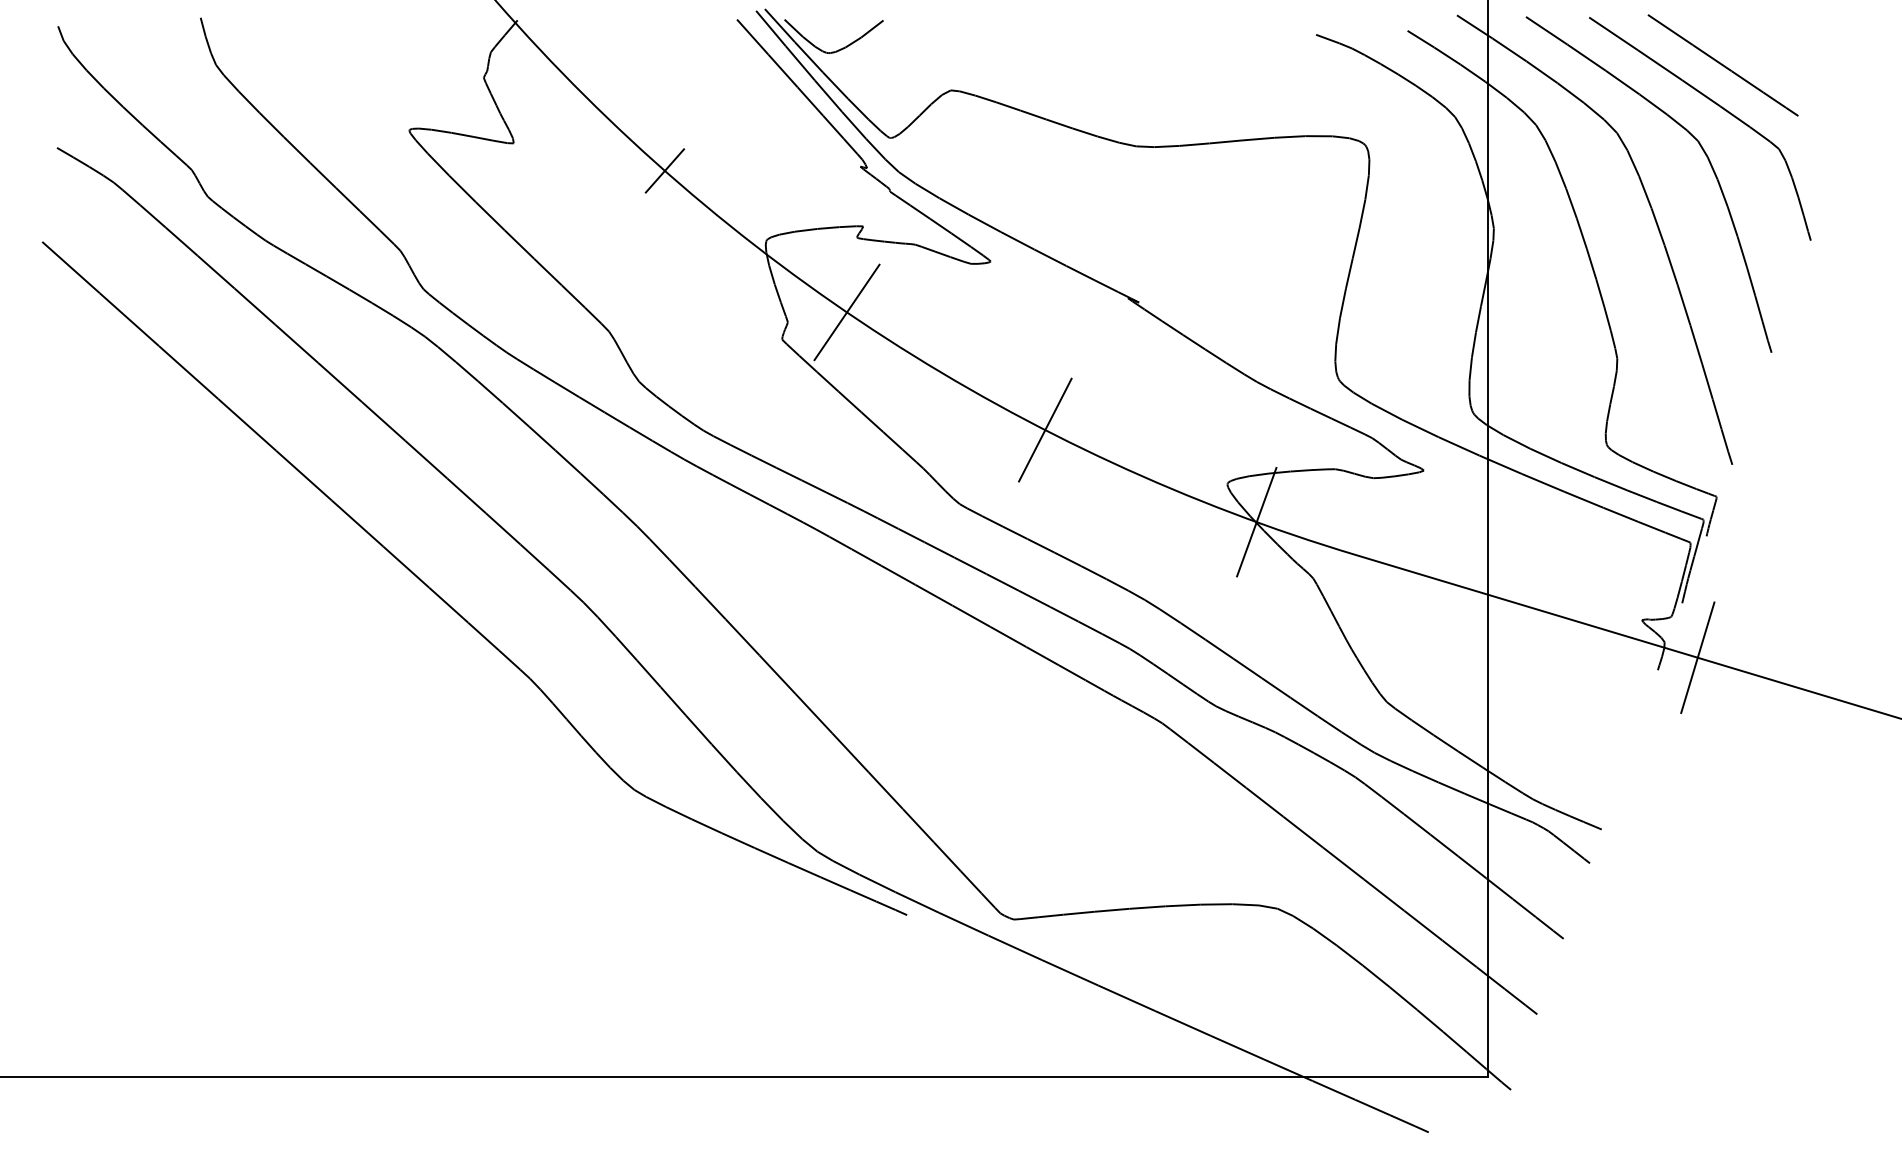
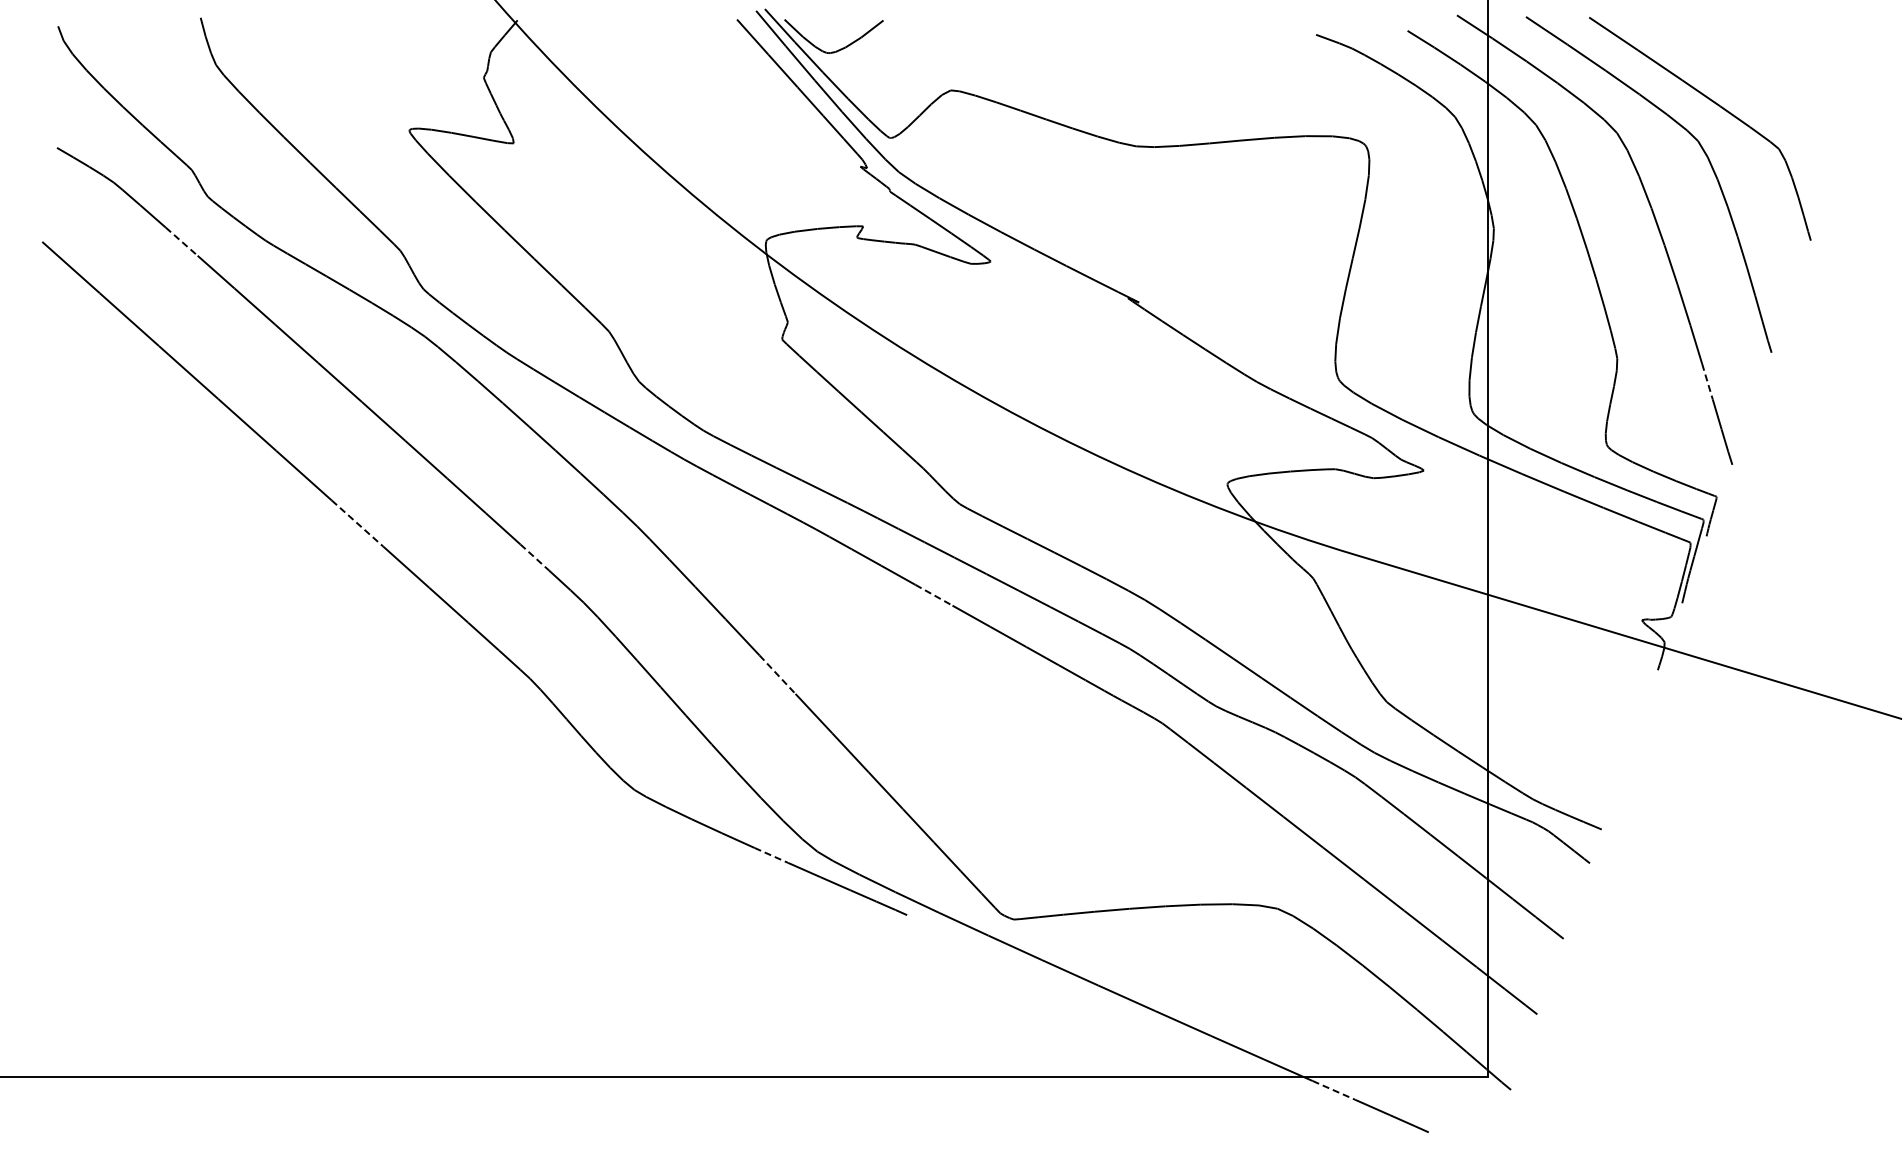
line: present -> none (1722, 65)
line: present -> none (664, 170)
line: solid -> dashed (182, 242)
line: present -> none (846, 312)
line: solid -> dashed (1707, 382)
line: present -> none (1045, 429)
line: present -> none (1256, 521)
line: solid -> dashed (357, 523)
line: solid -> dashed (535, 557)
line: solid -> dashed (934, 595)
line: present -> none (1697, 657)
line: solid -> dashed (777, 675)
line: solid -> dashed (771, 855)
line: solid -> dashed (1334, 1090)
